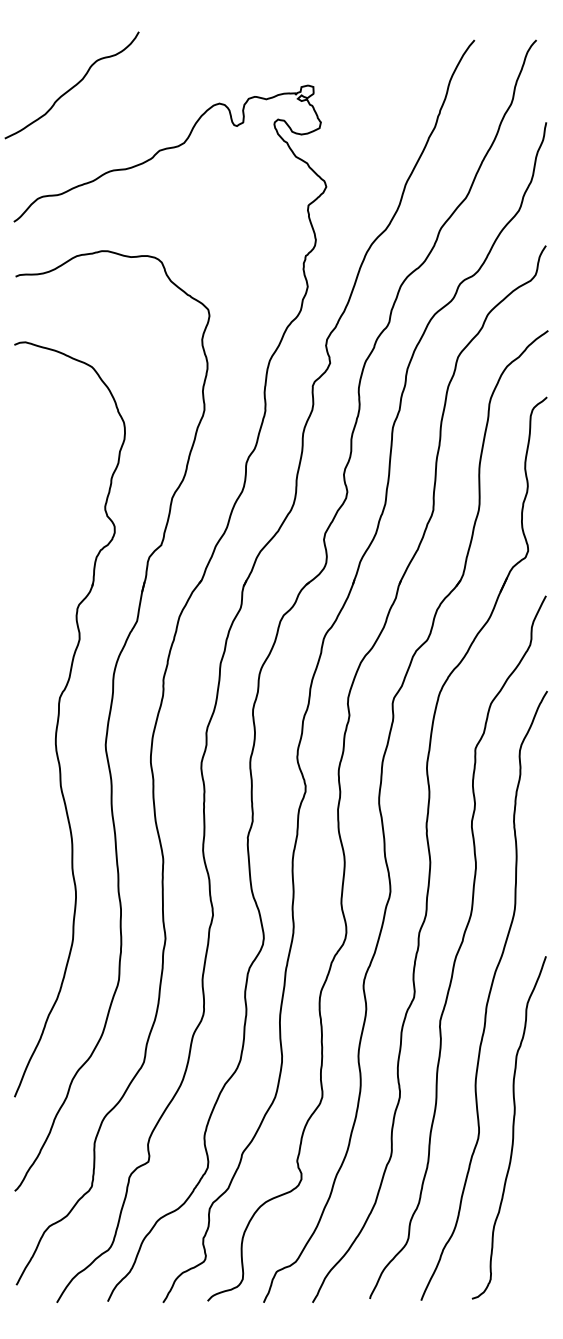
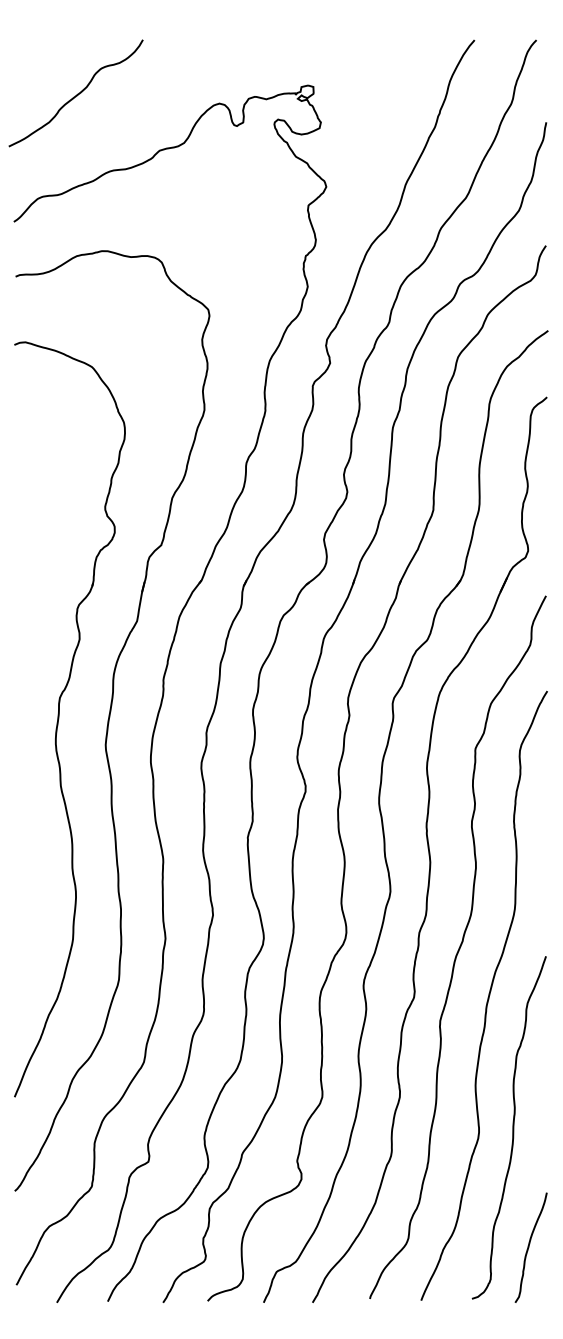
curve position: (72, 86) -> (76, 94) (76, 94)
curve: none -> present (529, 1247)
